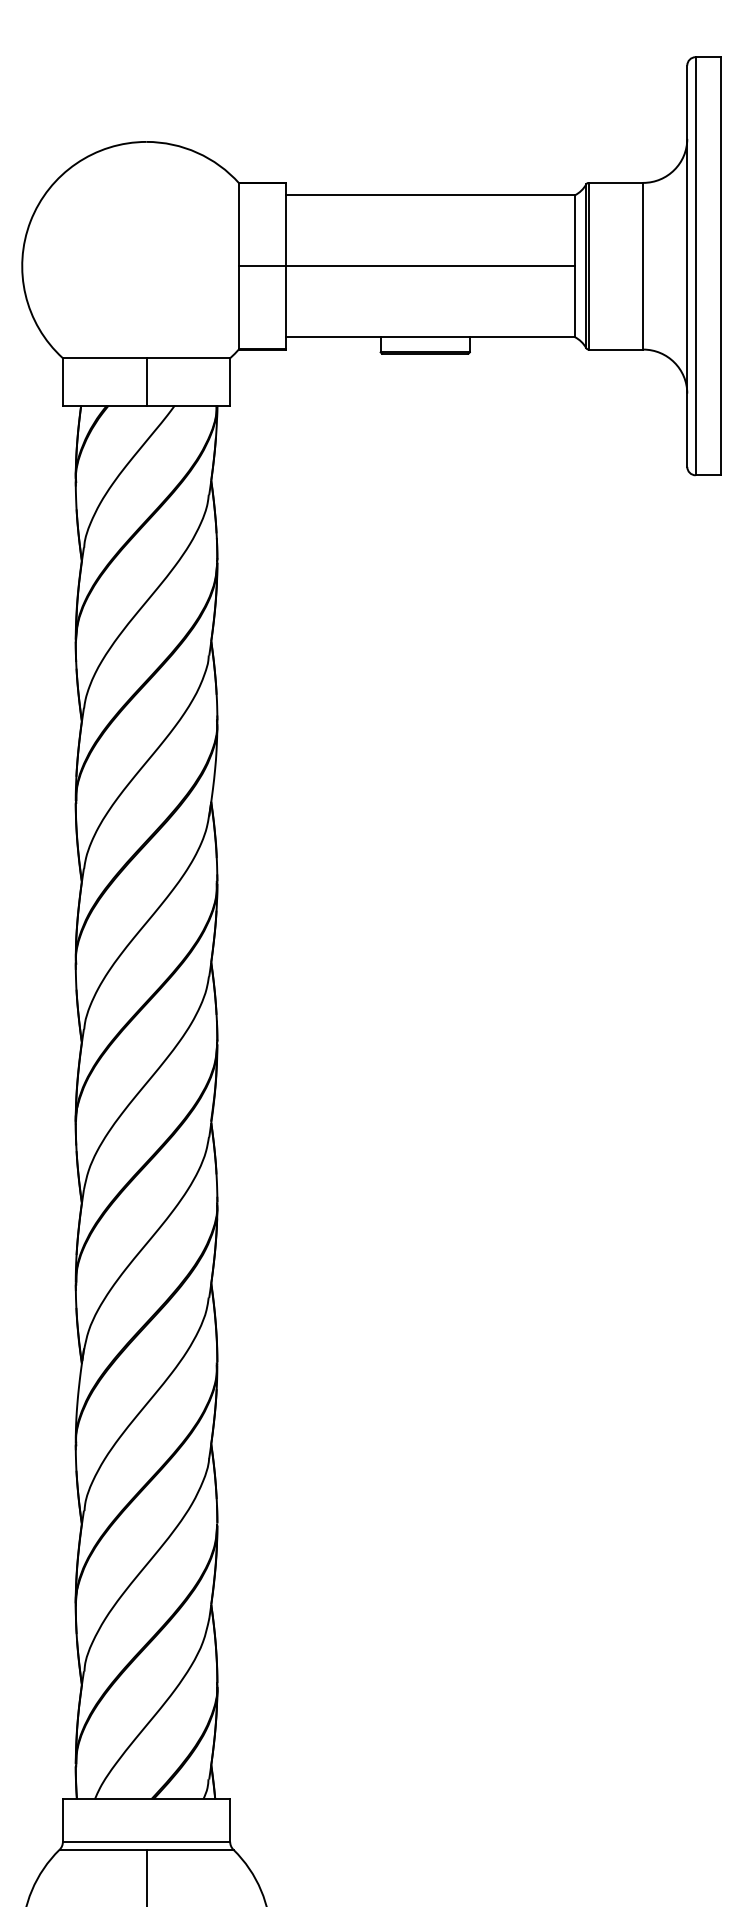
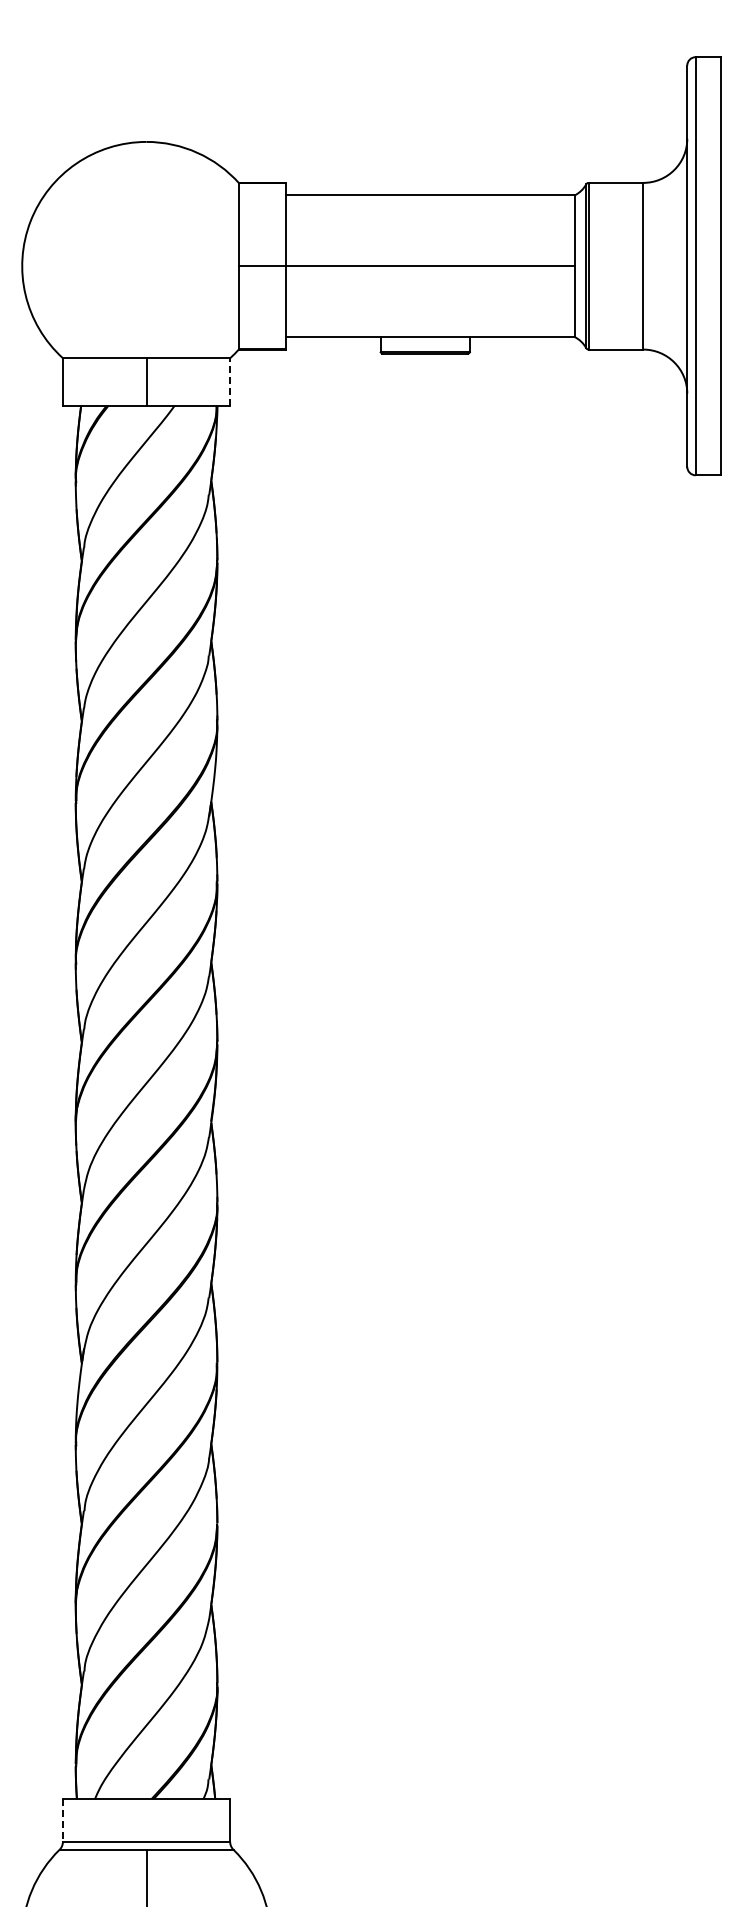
line: solid -> dashed (230, 381)
line: solid -> dashed (62, 1821)
